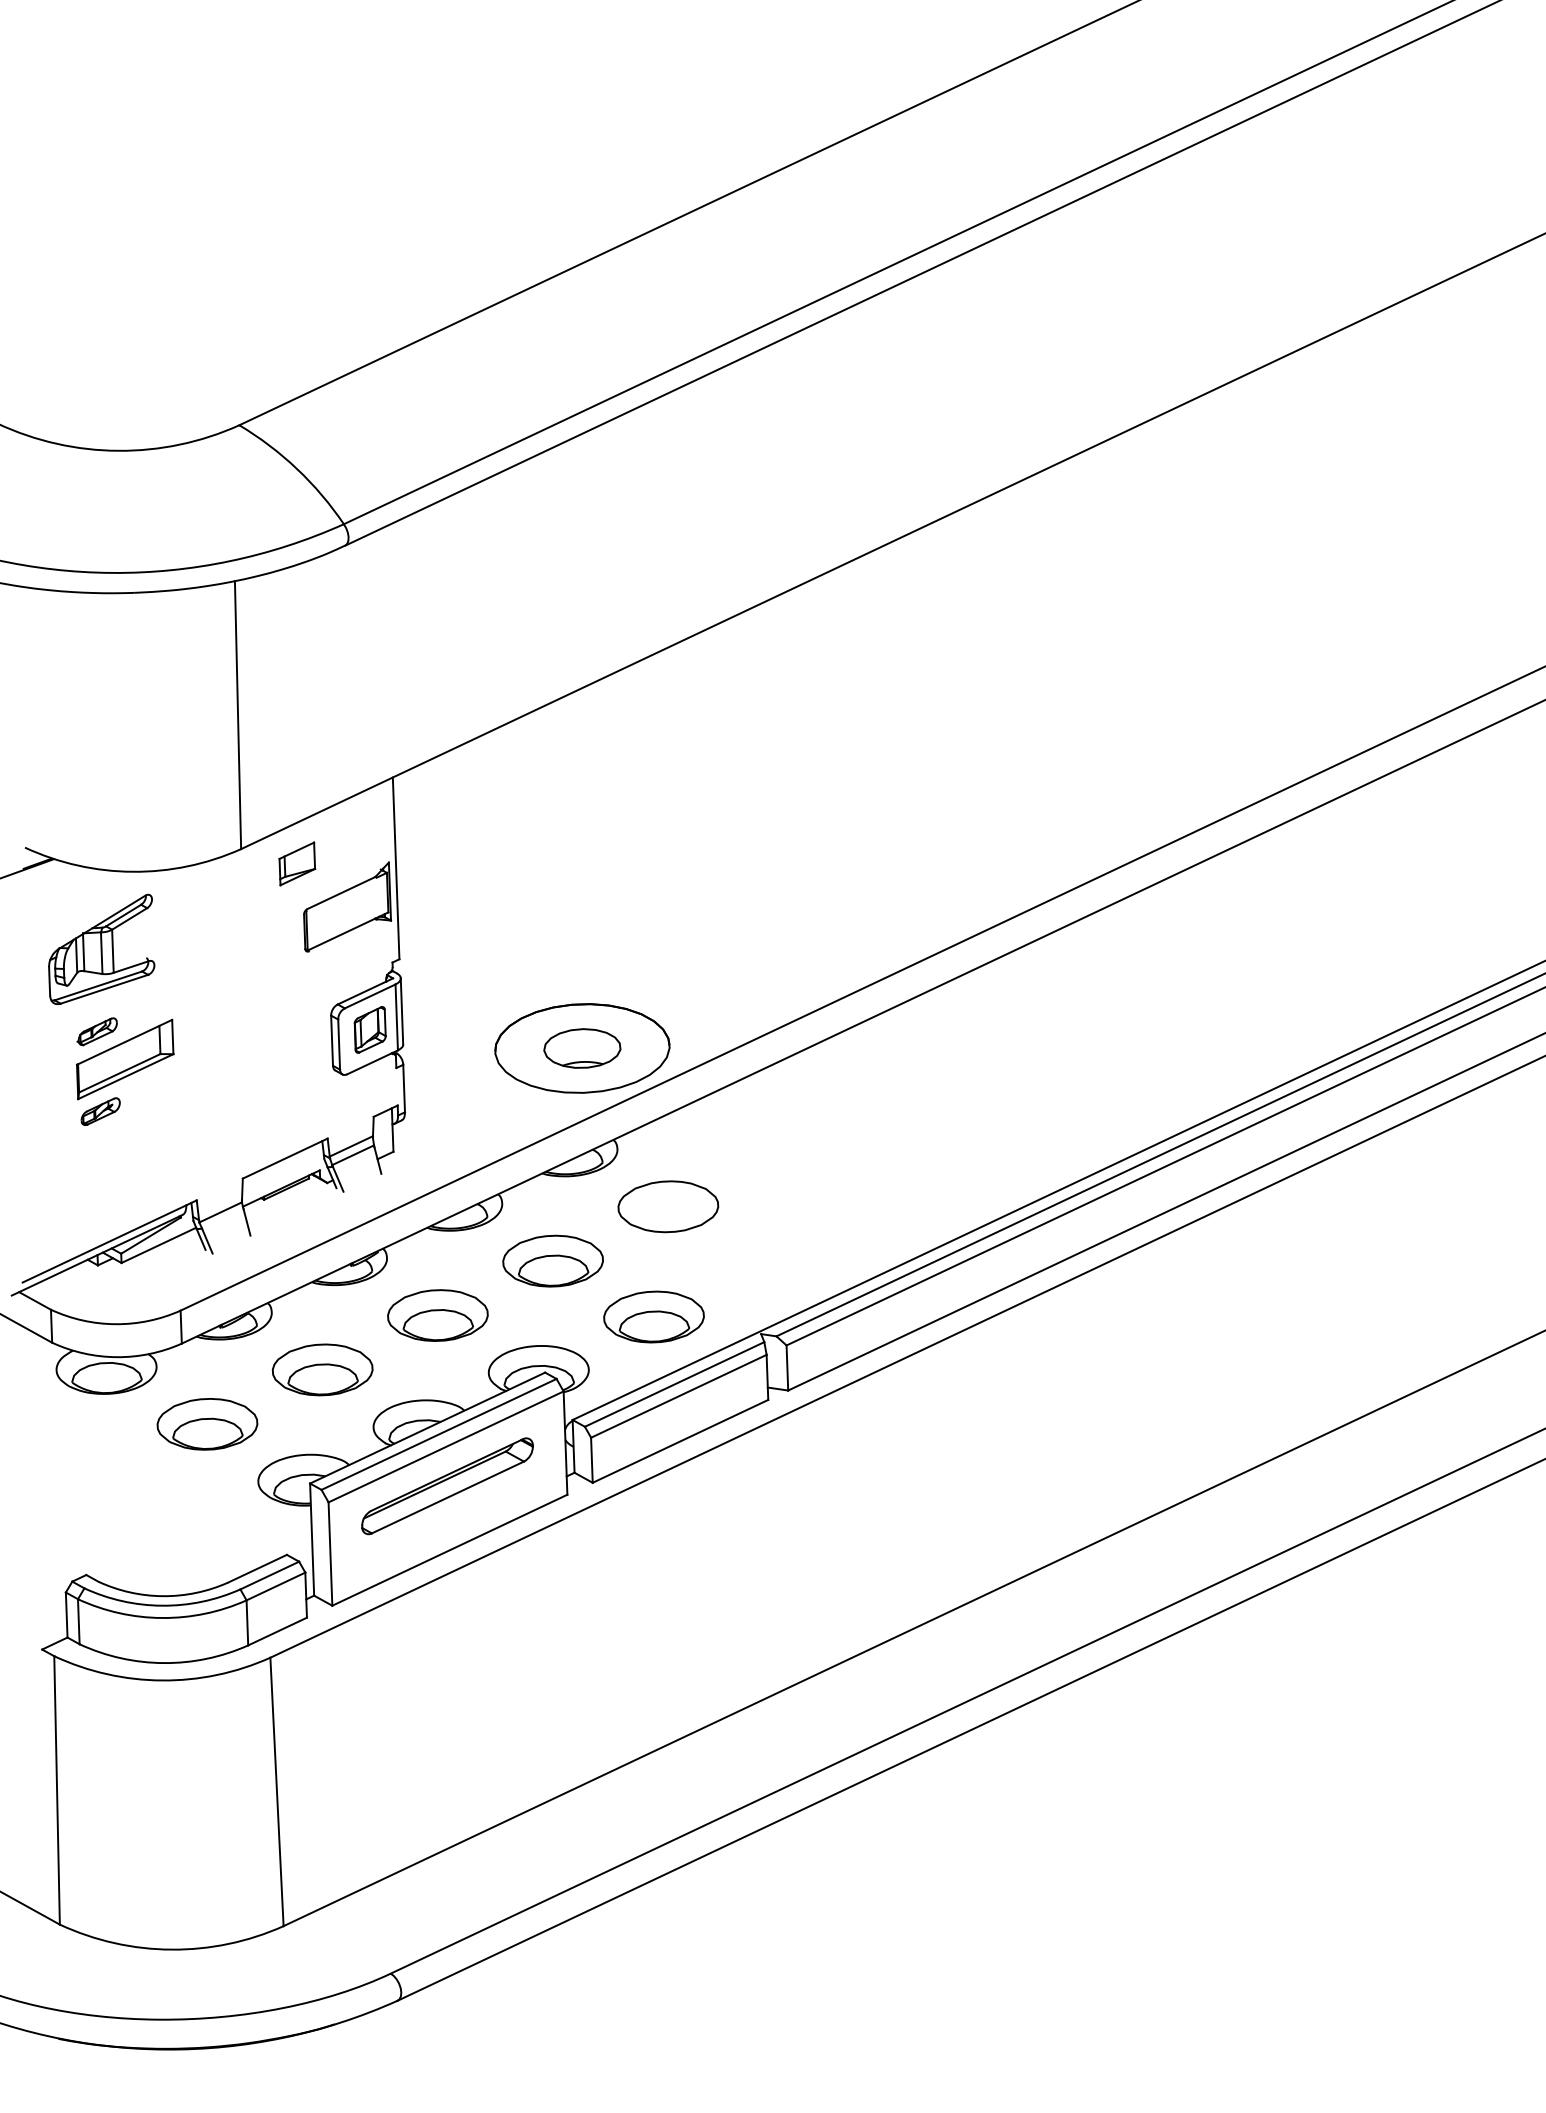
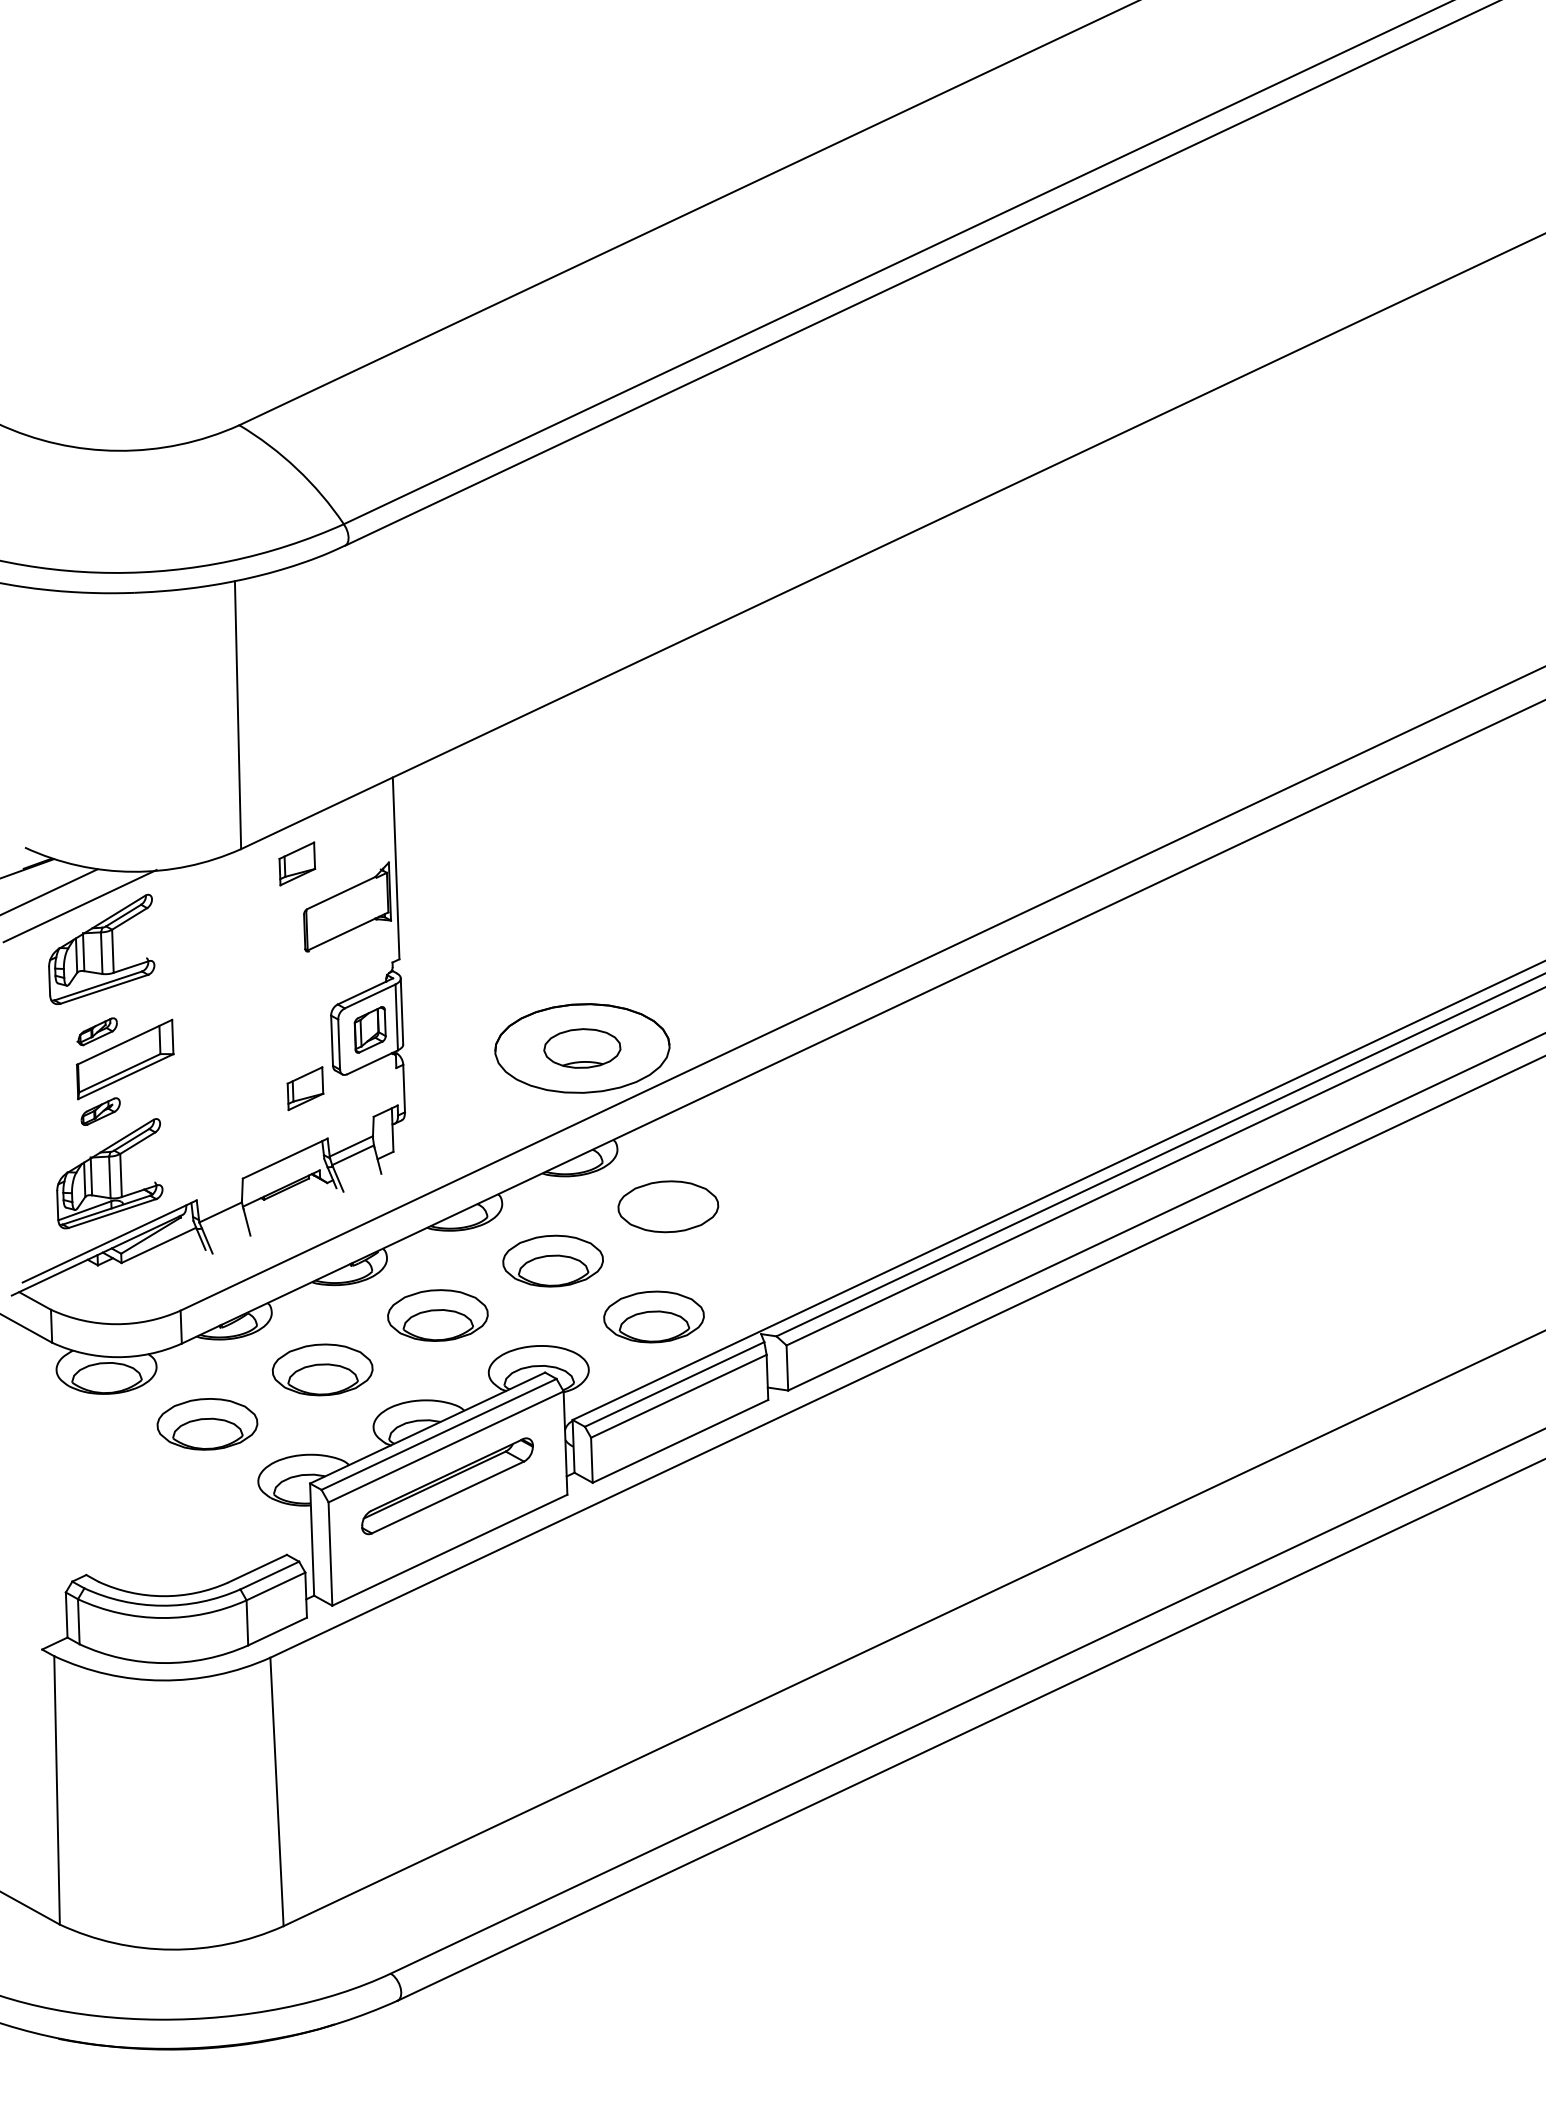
line: none -> present (49, 891)
line: none -> present (79, 906)
part: none -> present (305, 1088)
part: none -> present (109, 1173)
